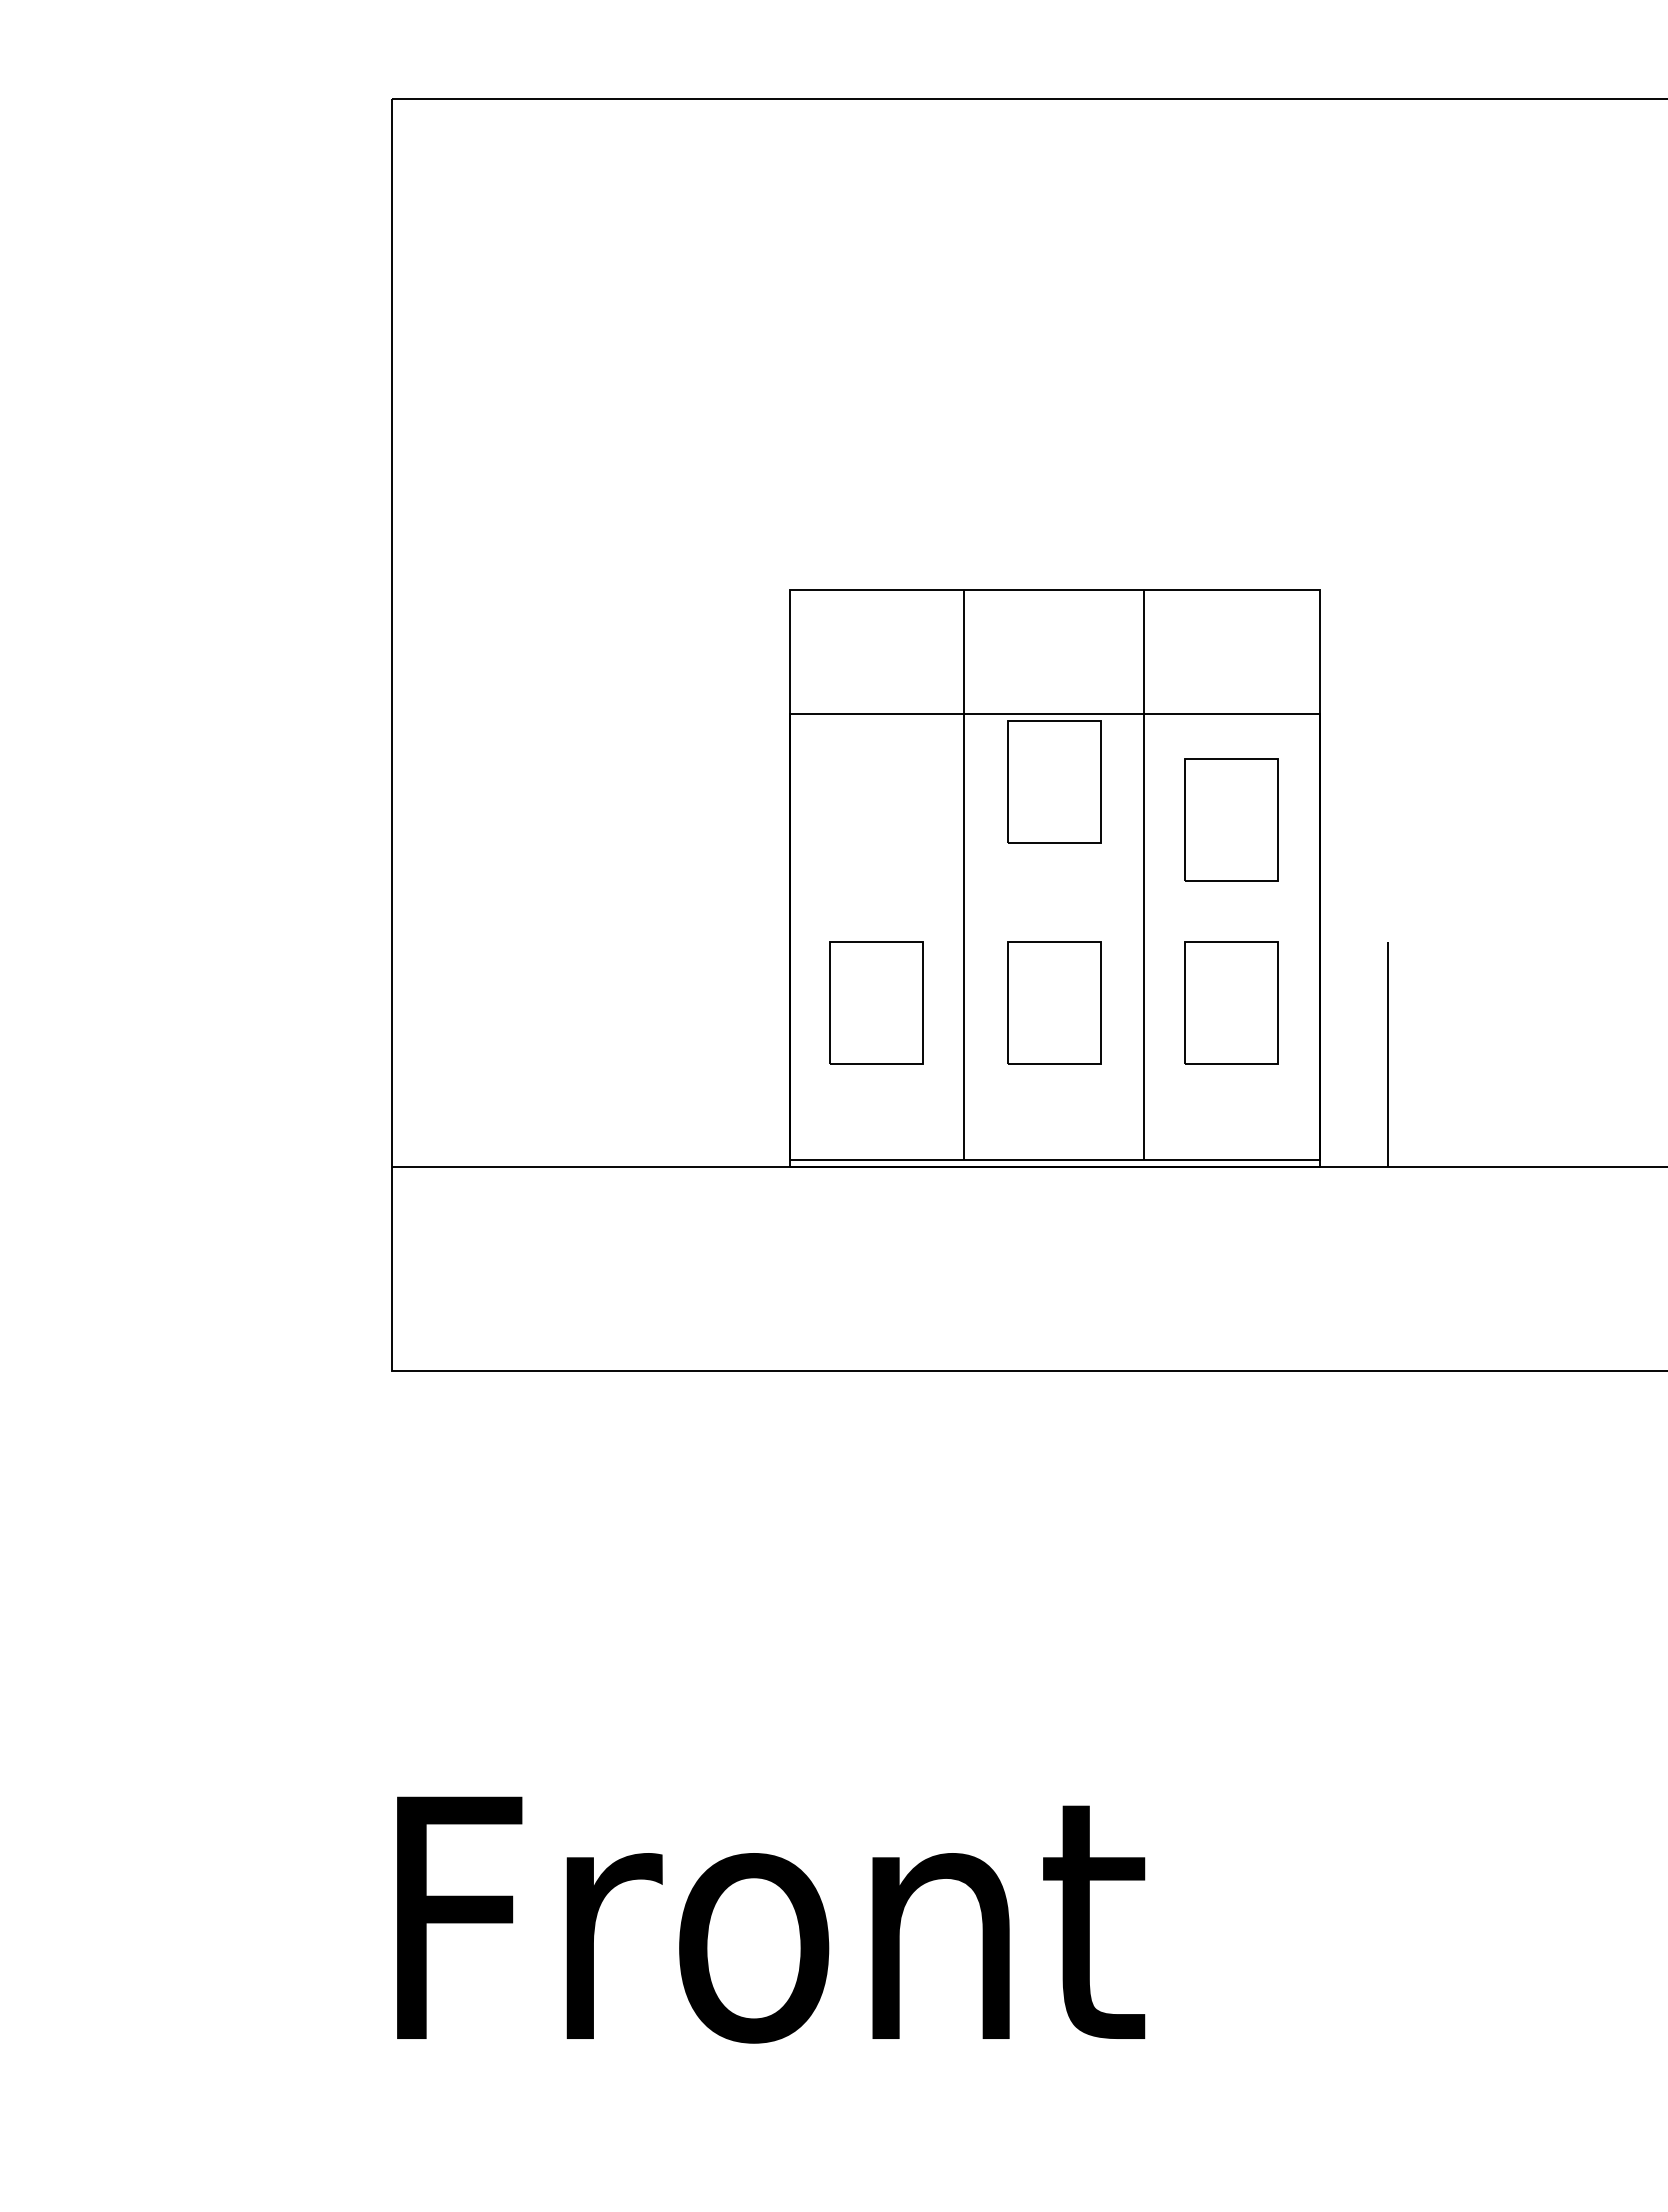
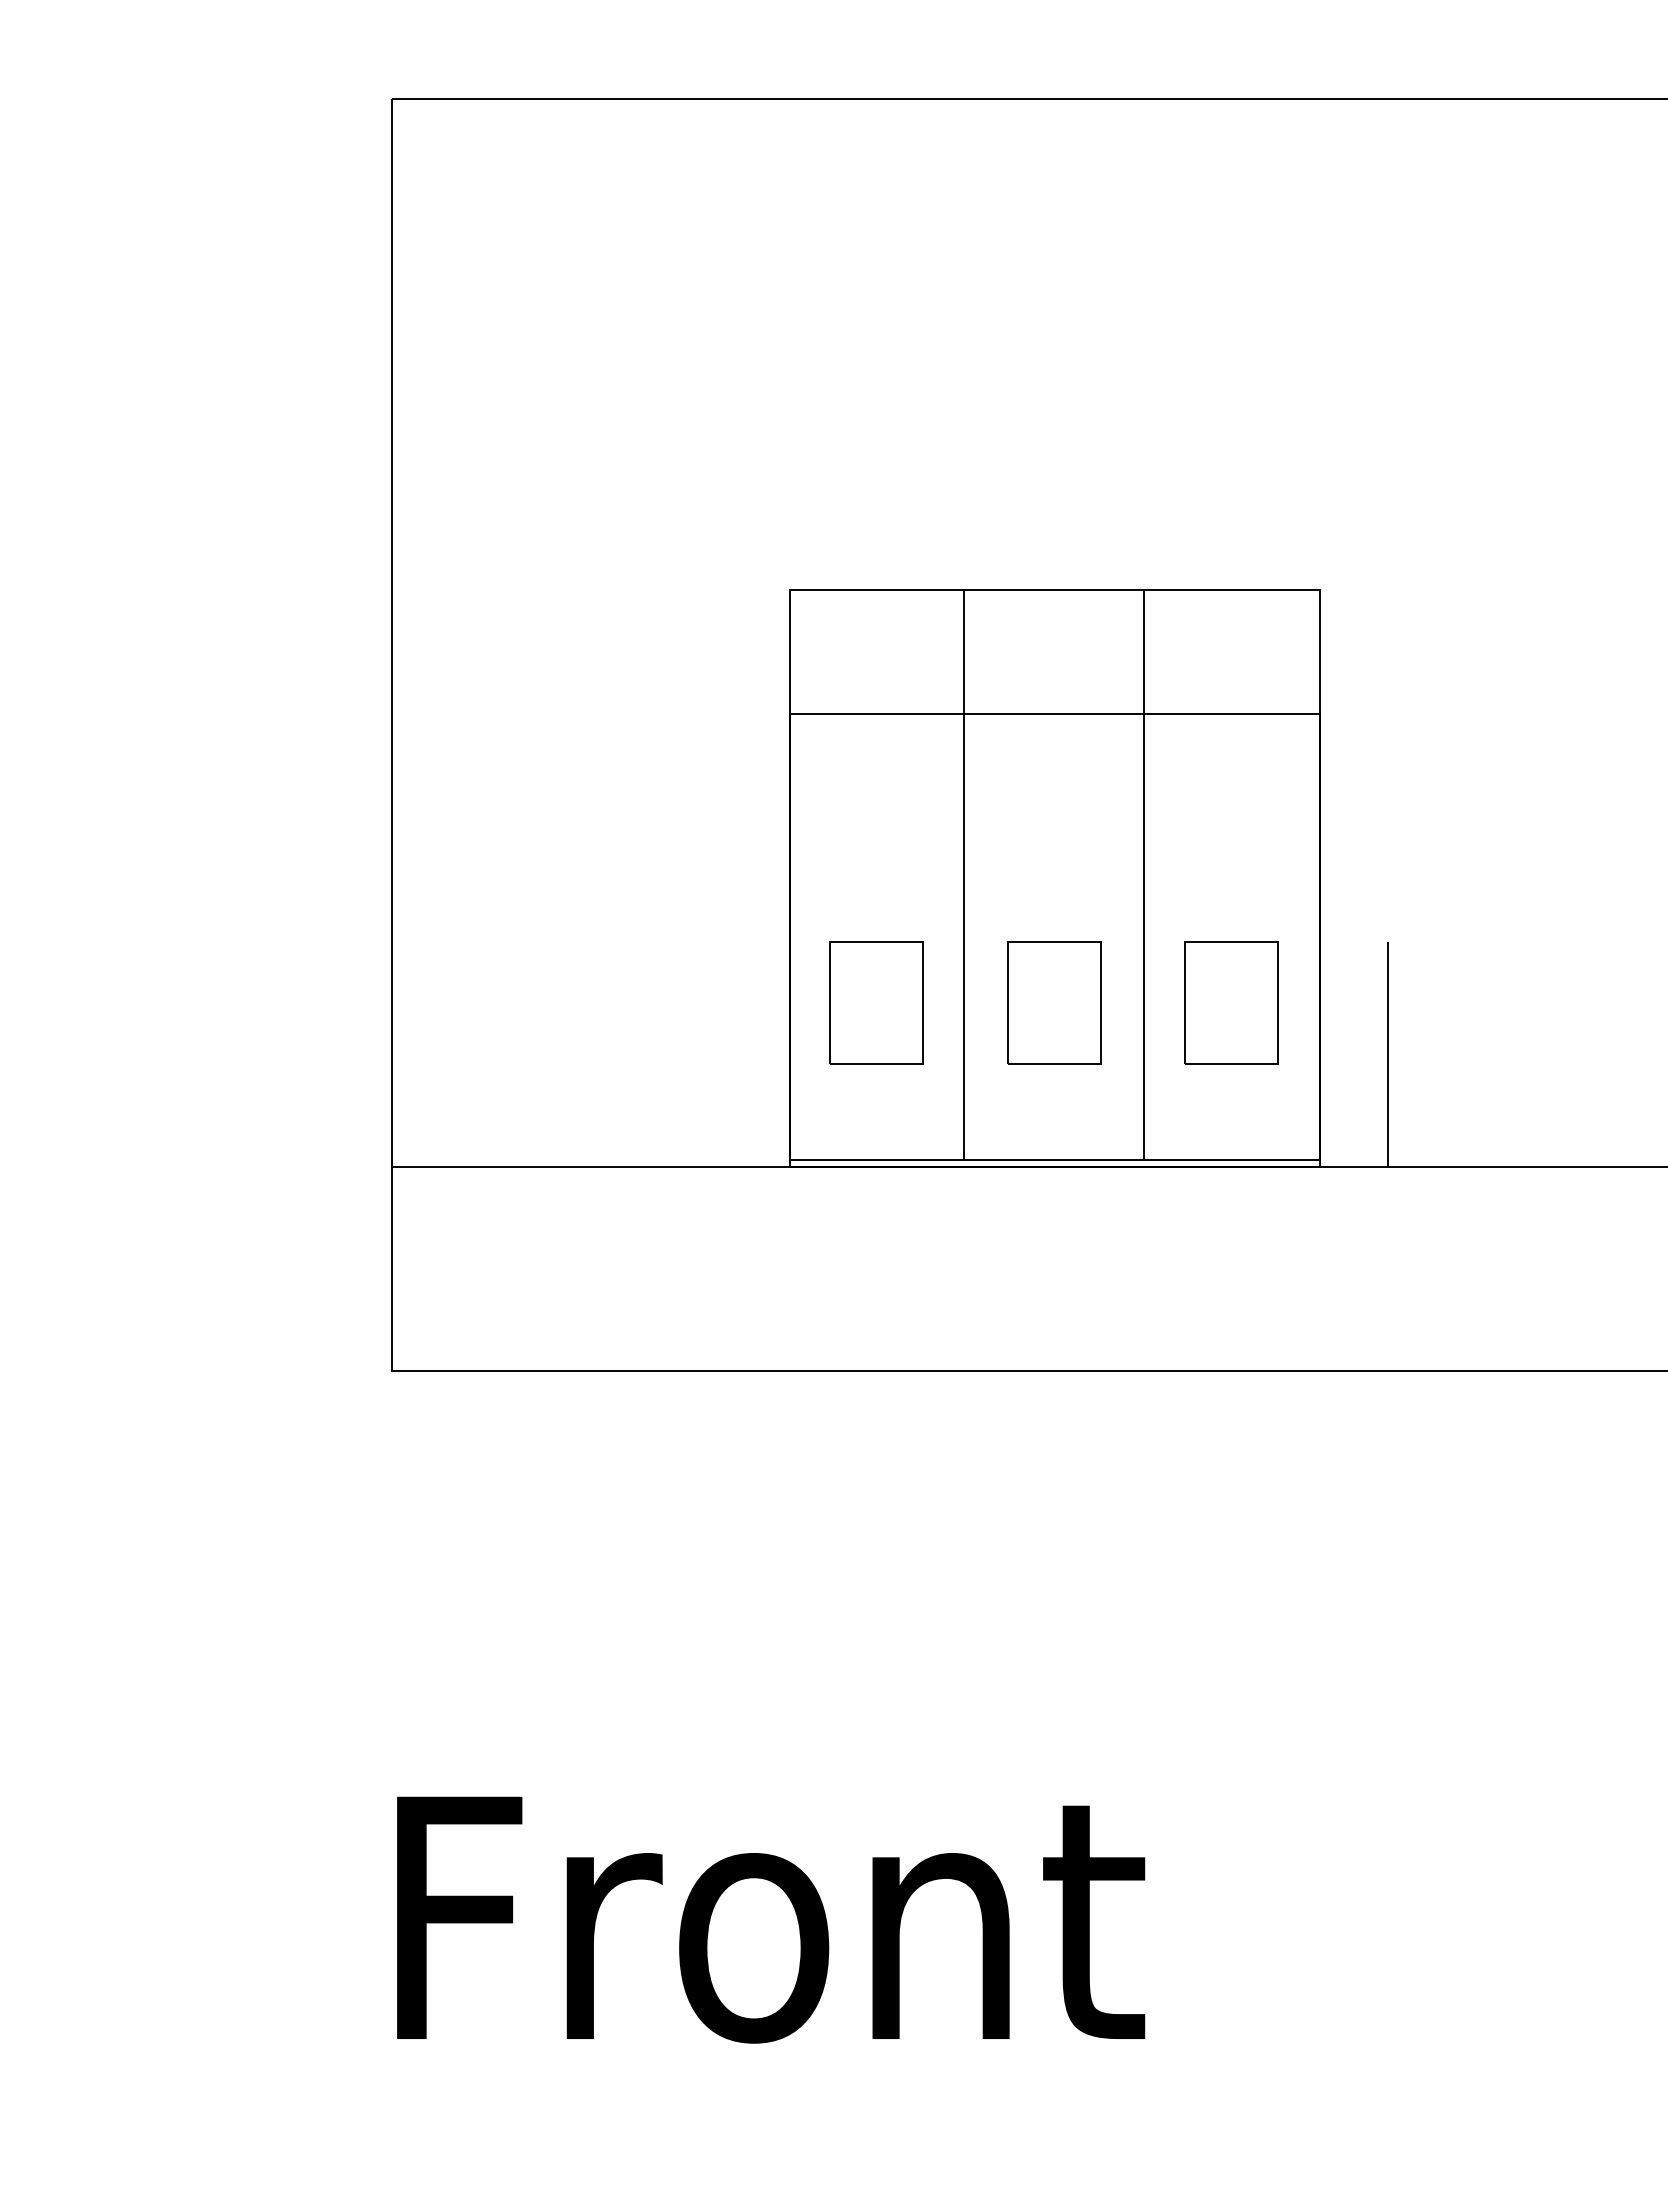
part: present -> none (1054, 781)
part: present -> none (1231, 819)
